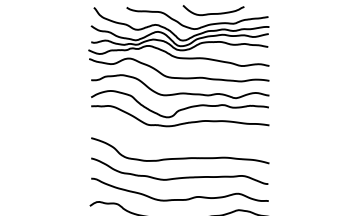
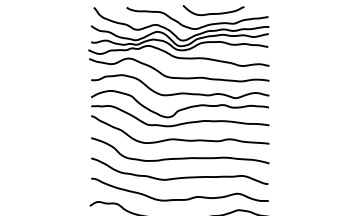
curve: none -> present (179, 138)
